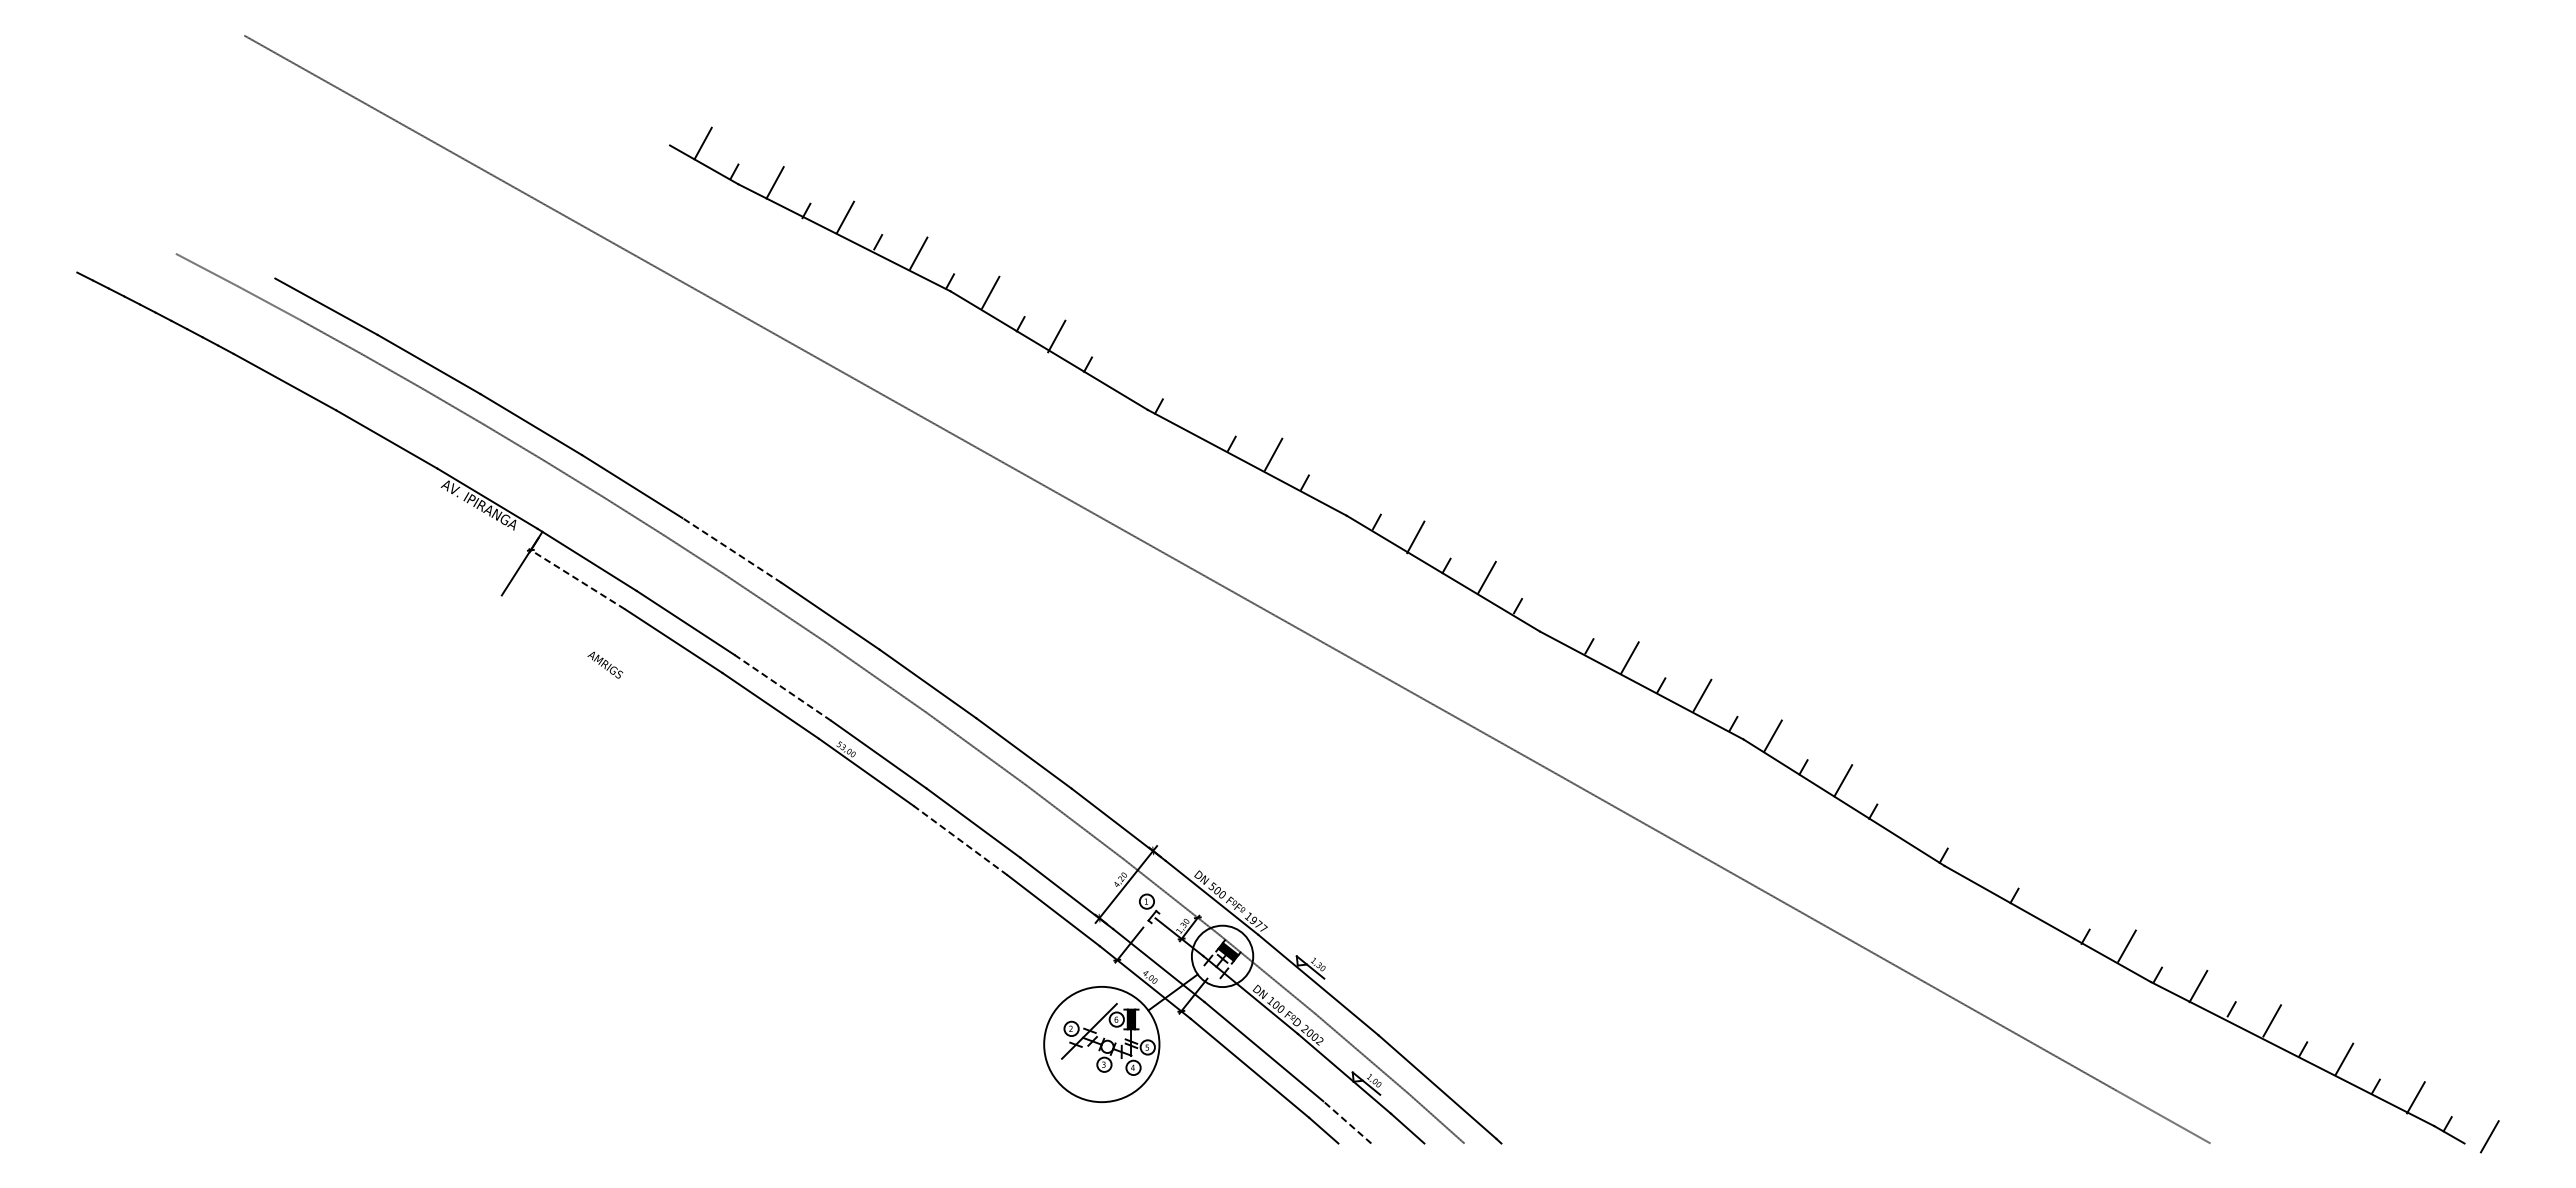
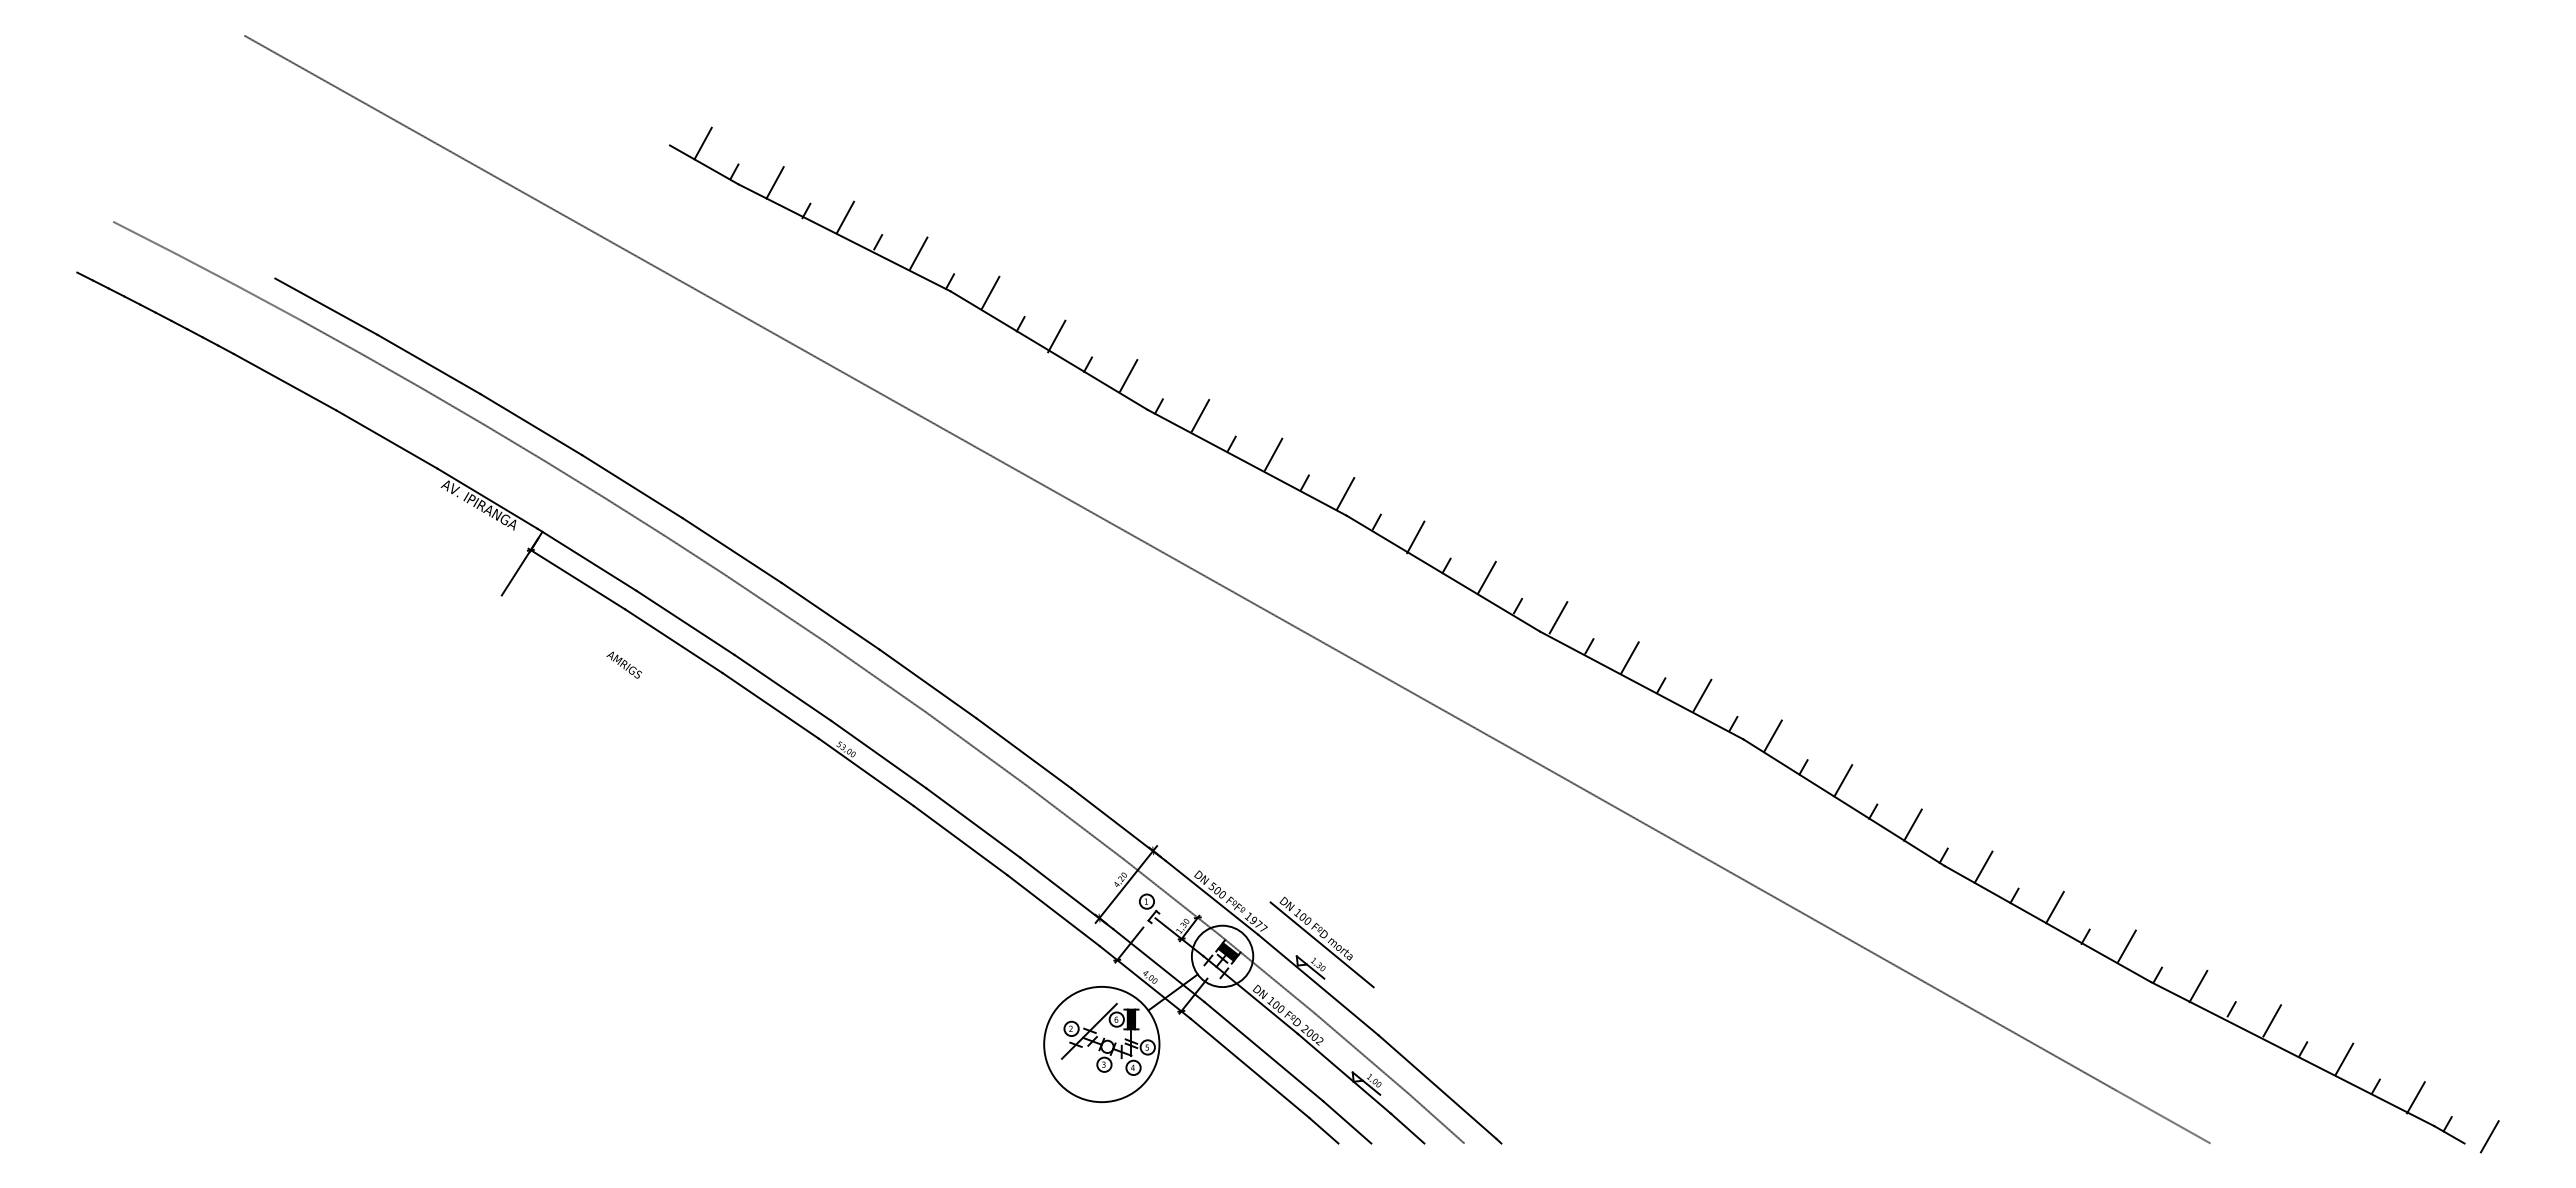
line: none -> present (144, 237)
line: none -> present (1128, 375)
line: none -> present (1200, 415)
line: none -> present (1345, 493)
line: dashed -> solid (731, 550)
line: dashed -> solid (576, 579)
line: none -> present (1558, 617)
text position: (605, 664) -> (624, 664) (624, 664)
line: dashed -> solid (782, 687)
line: none -> present (1912, 824)
line: dashed -> solid (960, 840)
line: none -> present (1983, 866)
line: none -> present (2054, 907)
part: none -> present (1321, 942)
line: dashed -> solid (1347, 1122)
